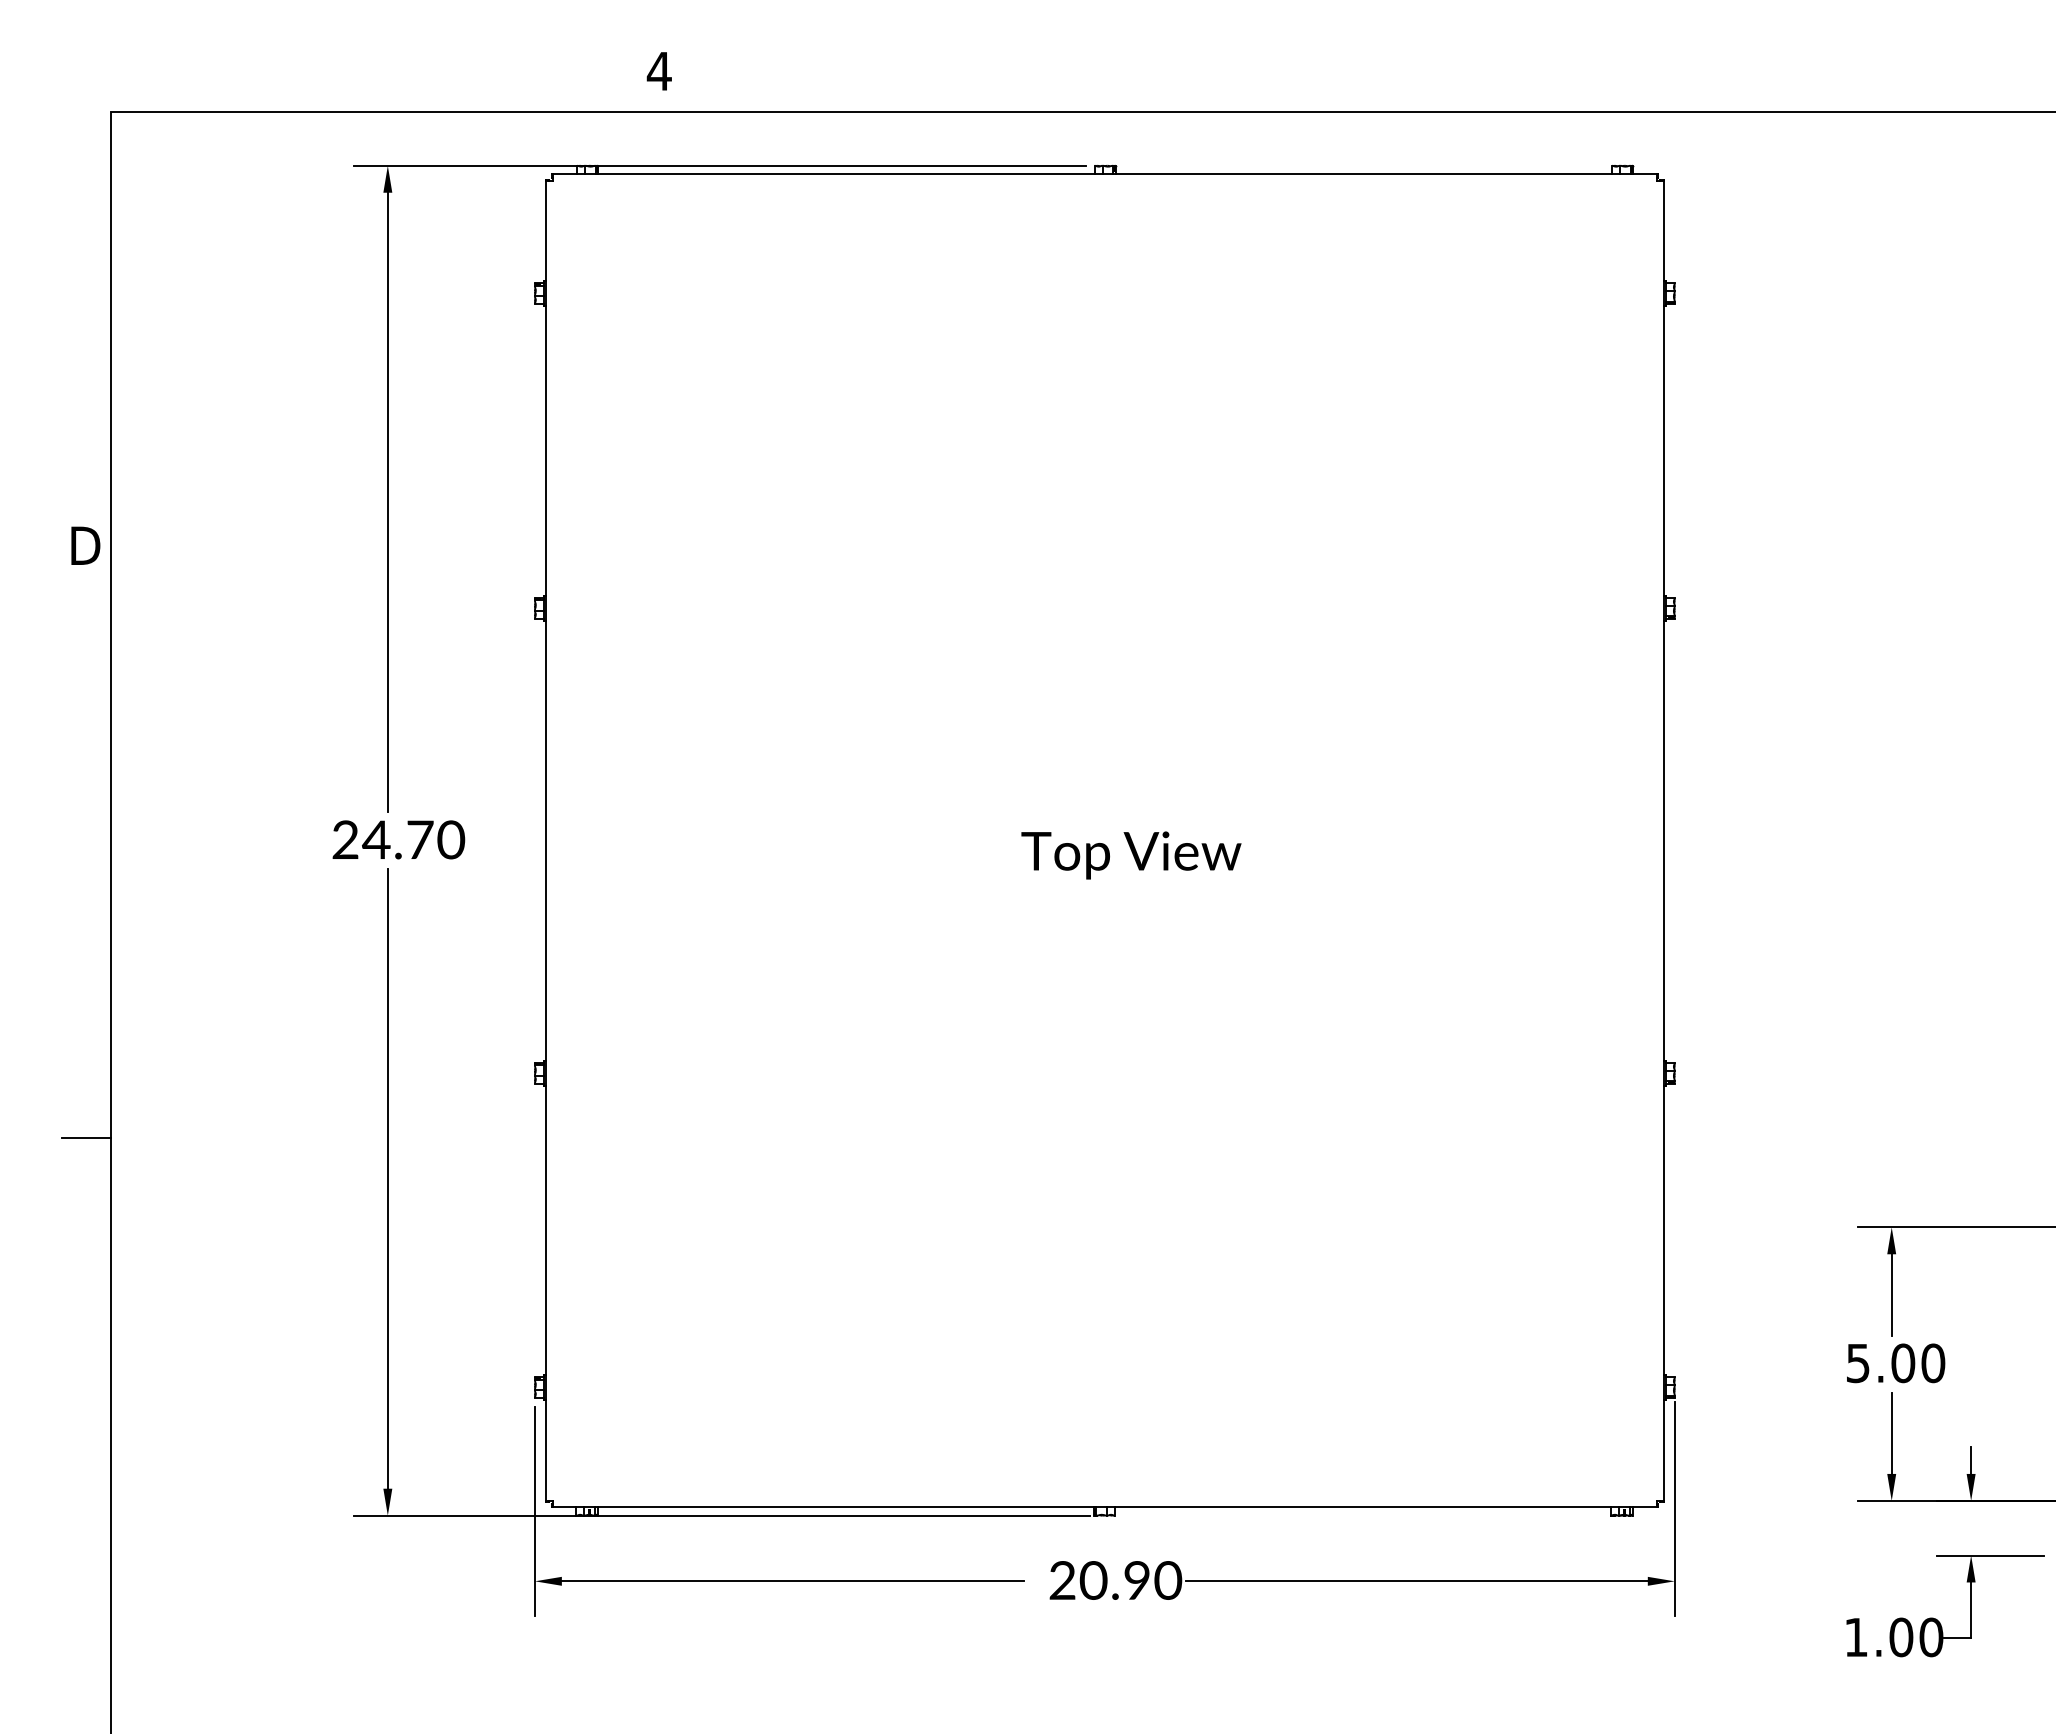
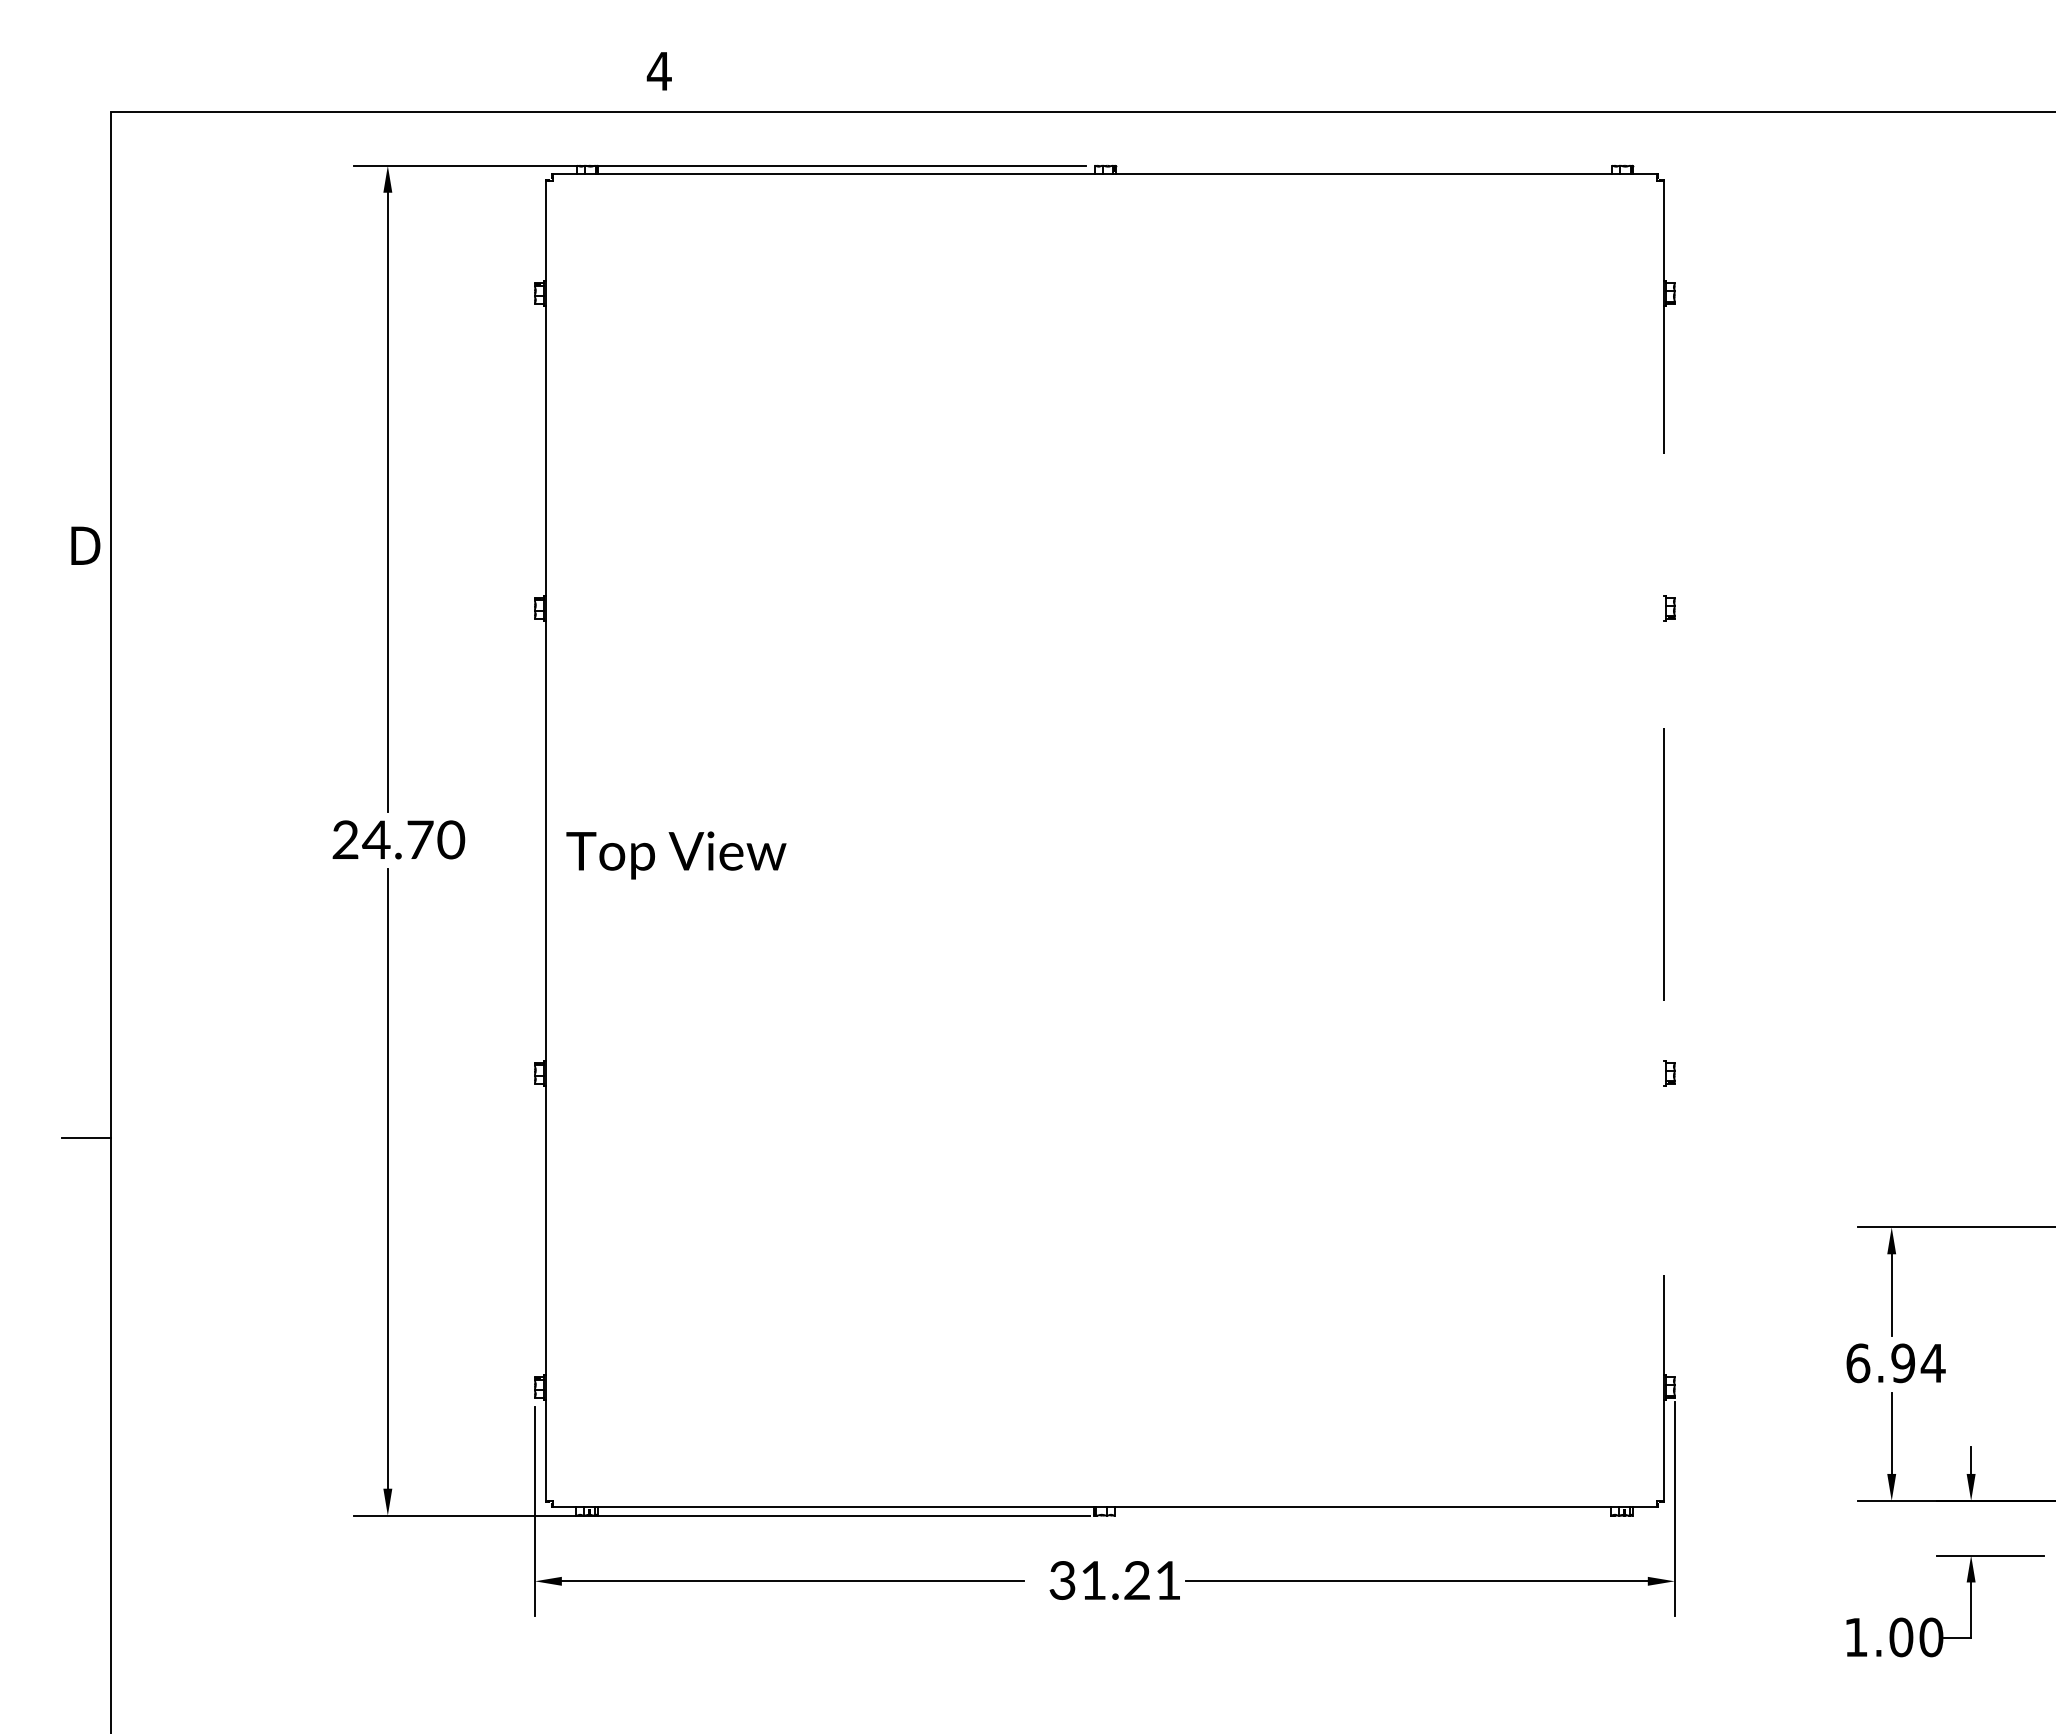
line: solid -> dashed (1663, 840)
text position: (1131, 855) -> (676, 855) (676, 855)
text: 5.00 -> 6.94 (1895, 1363)
text: 20.90 -> 31.21 (1115, 1580)
